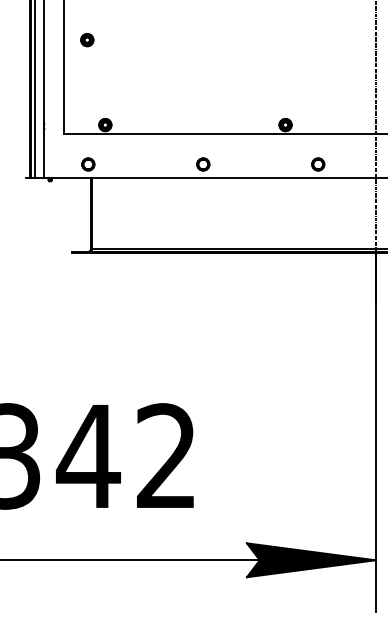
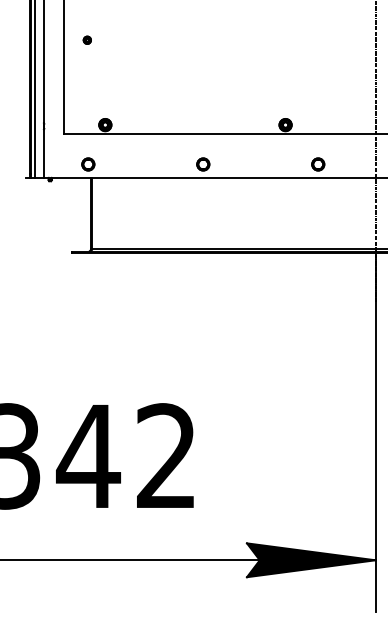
part size: 15x15 px -> 10x10 px (86, 39)
